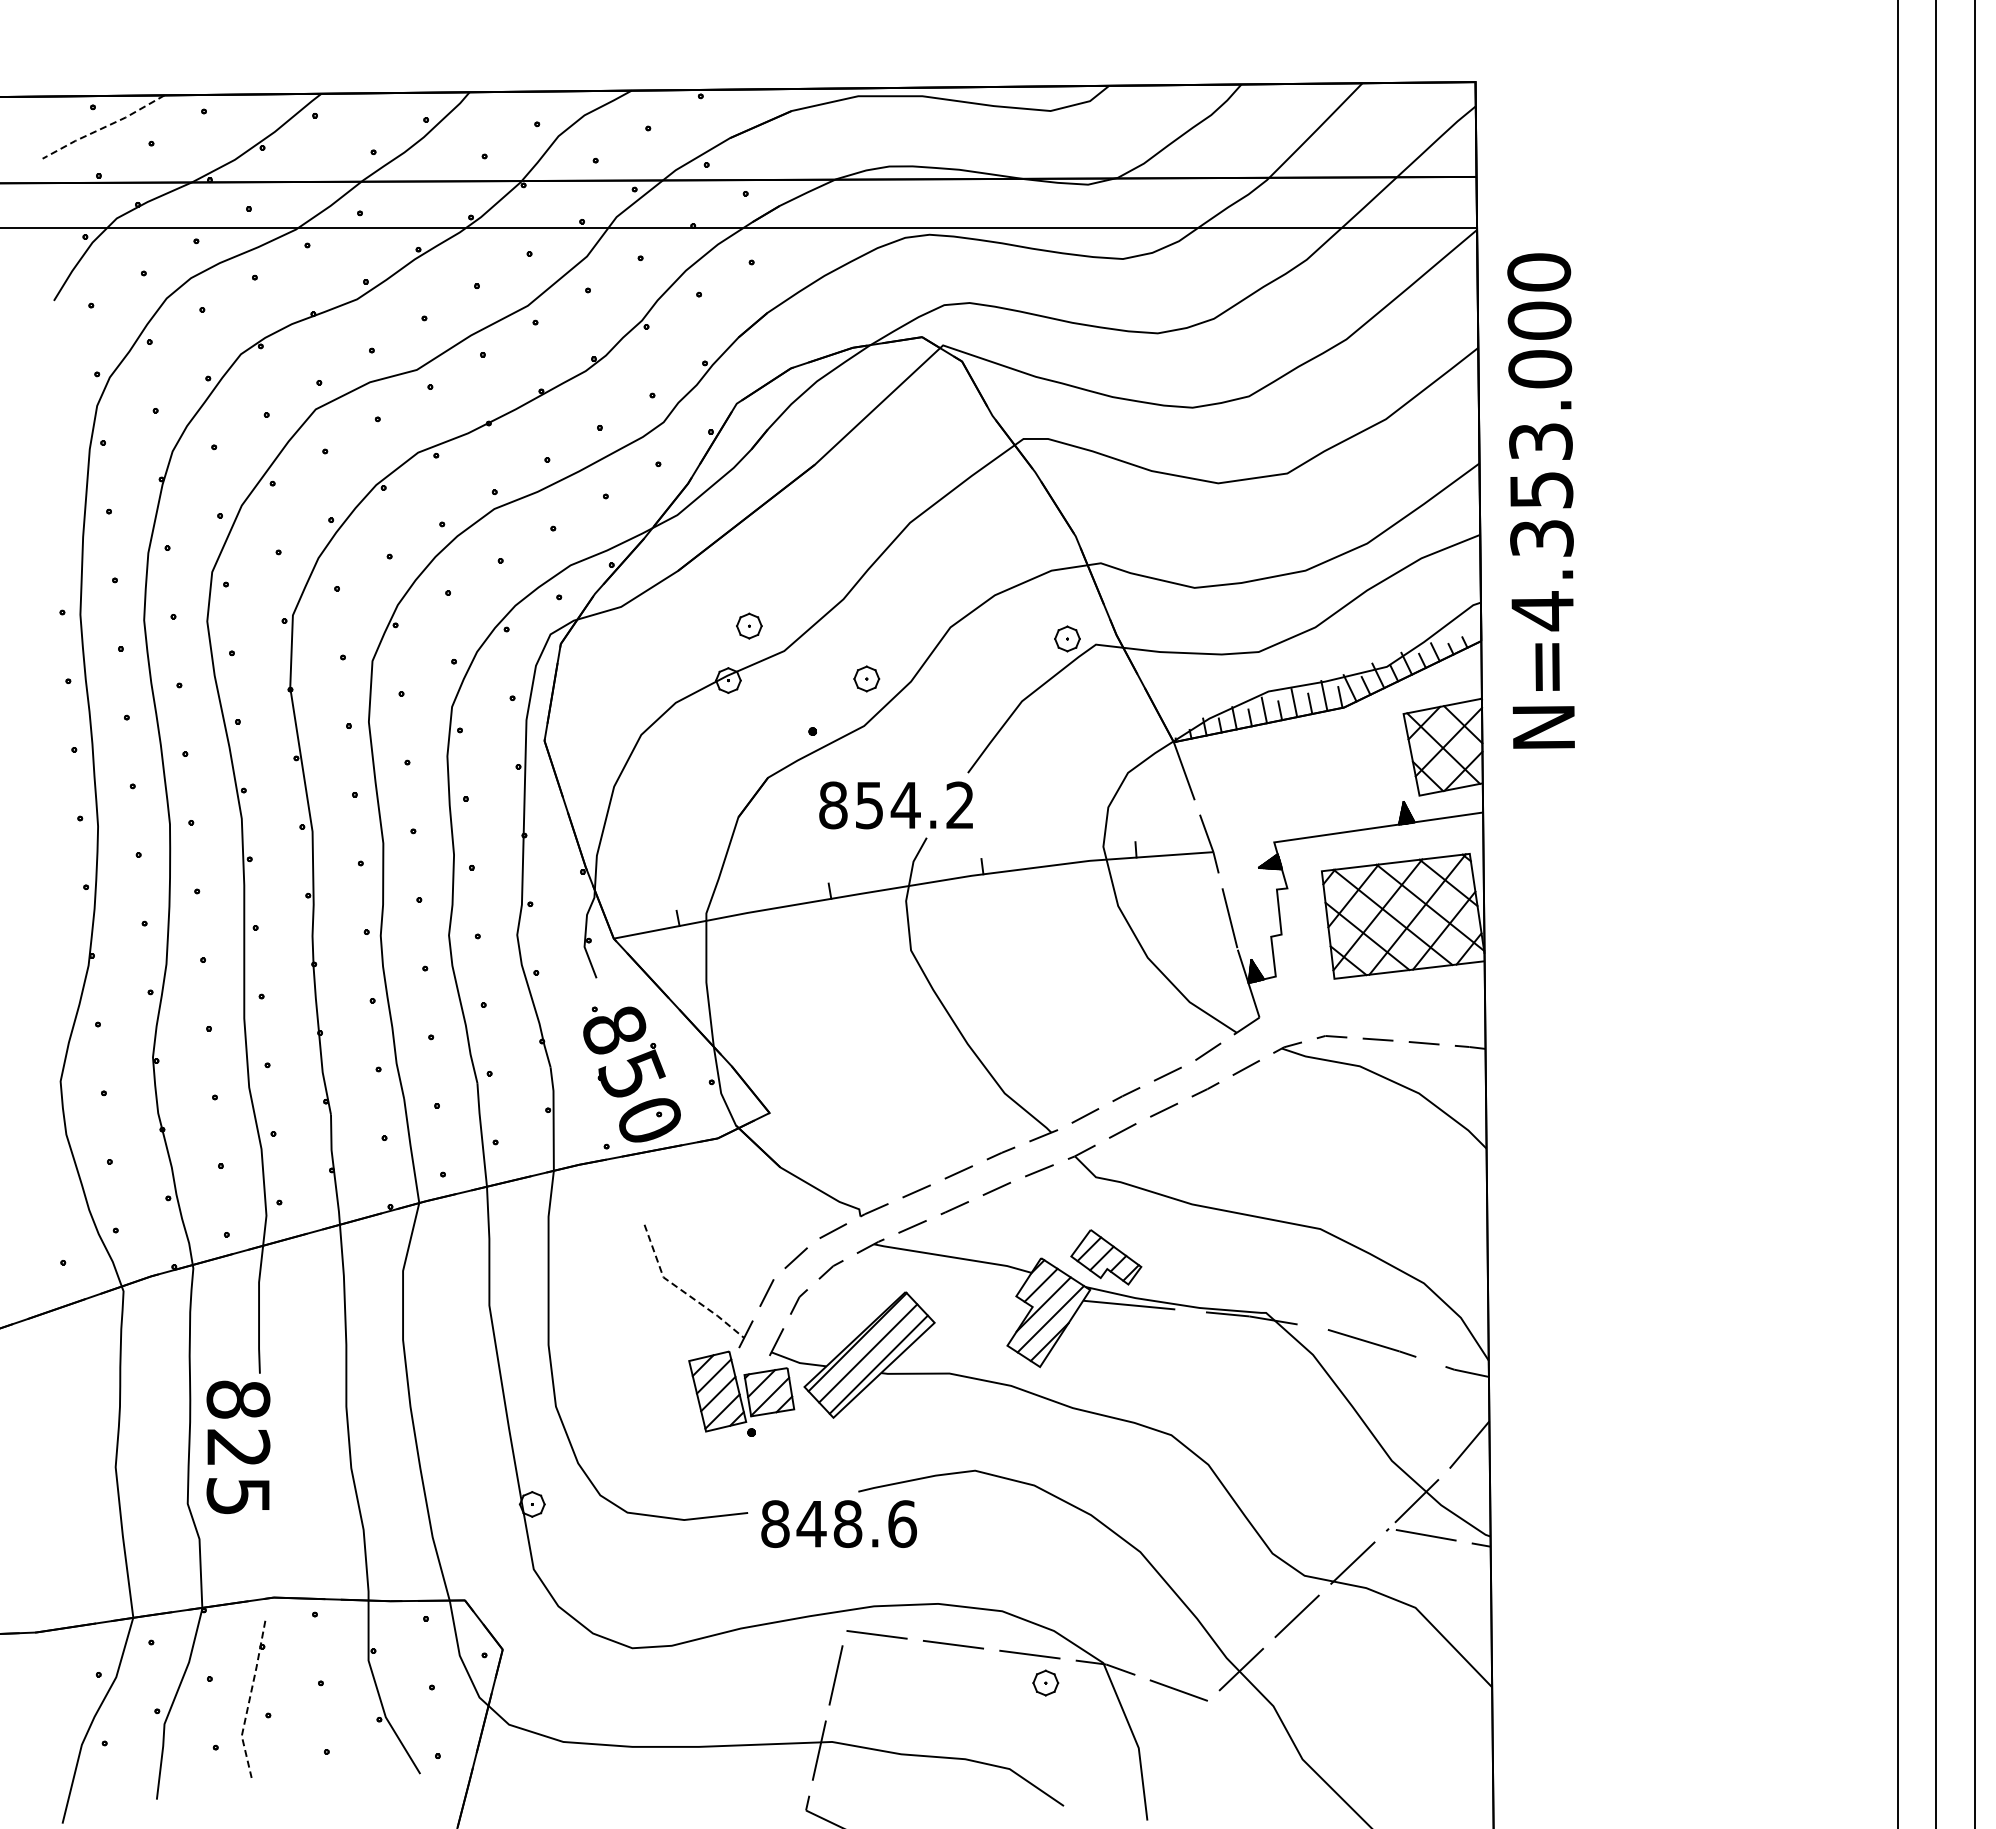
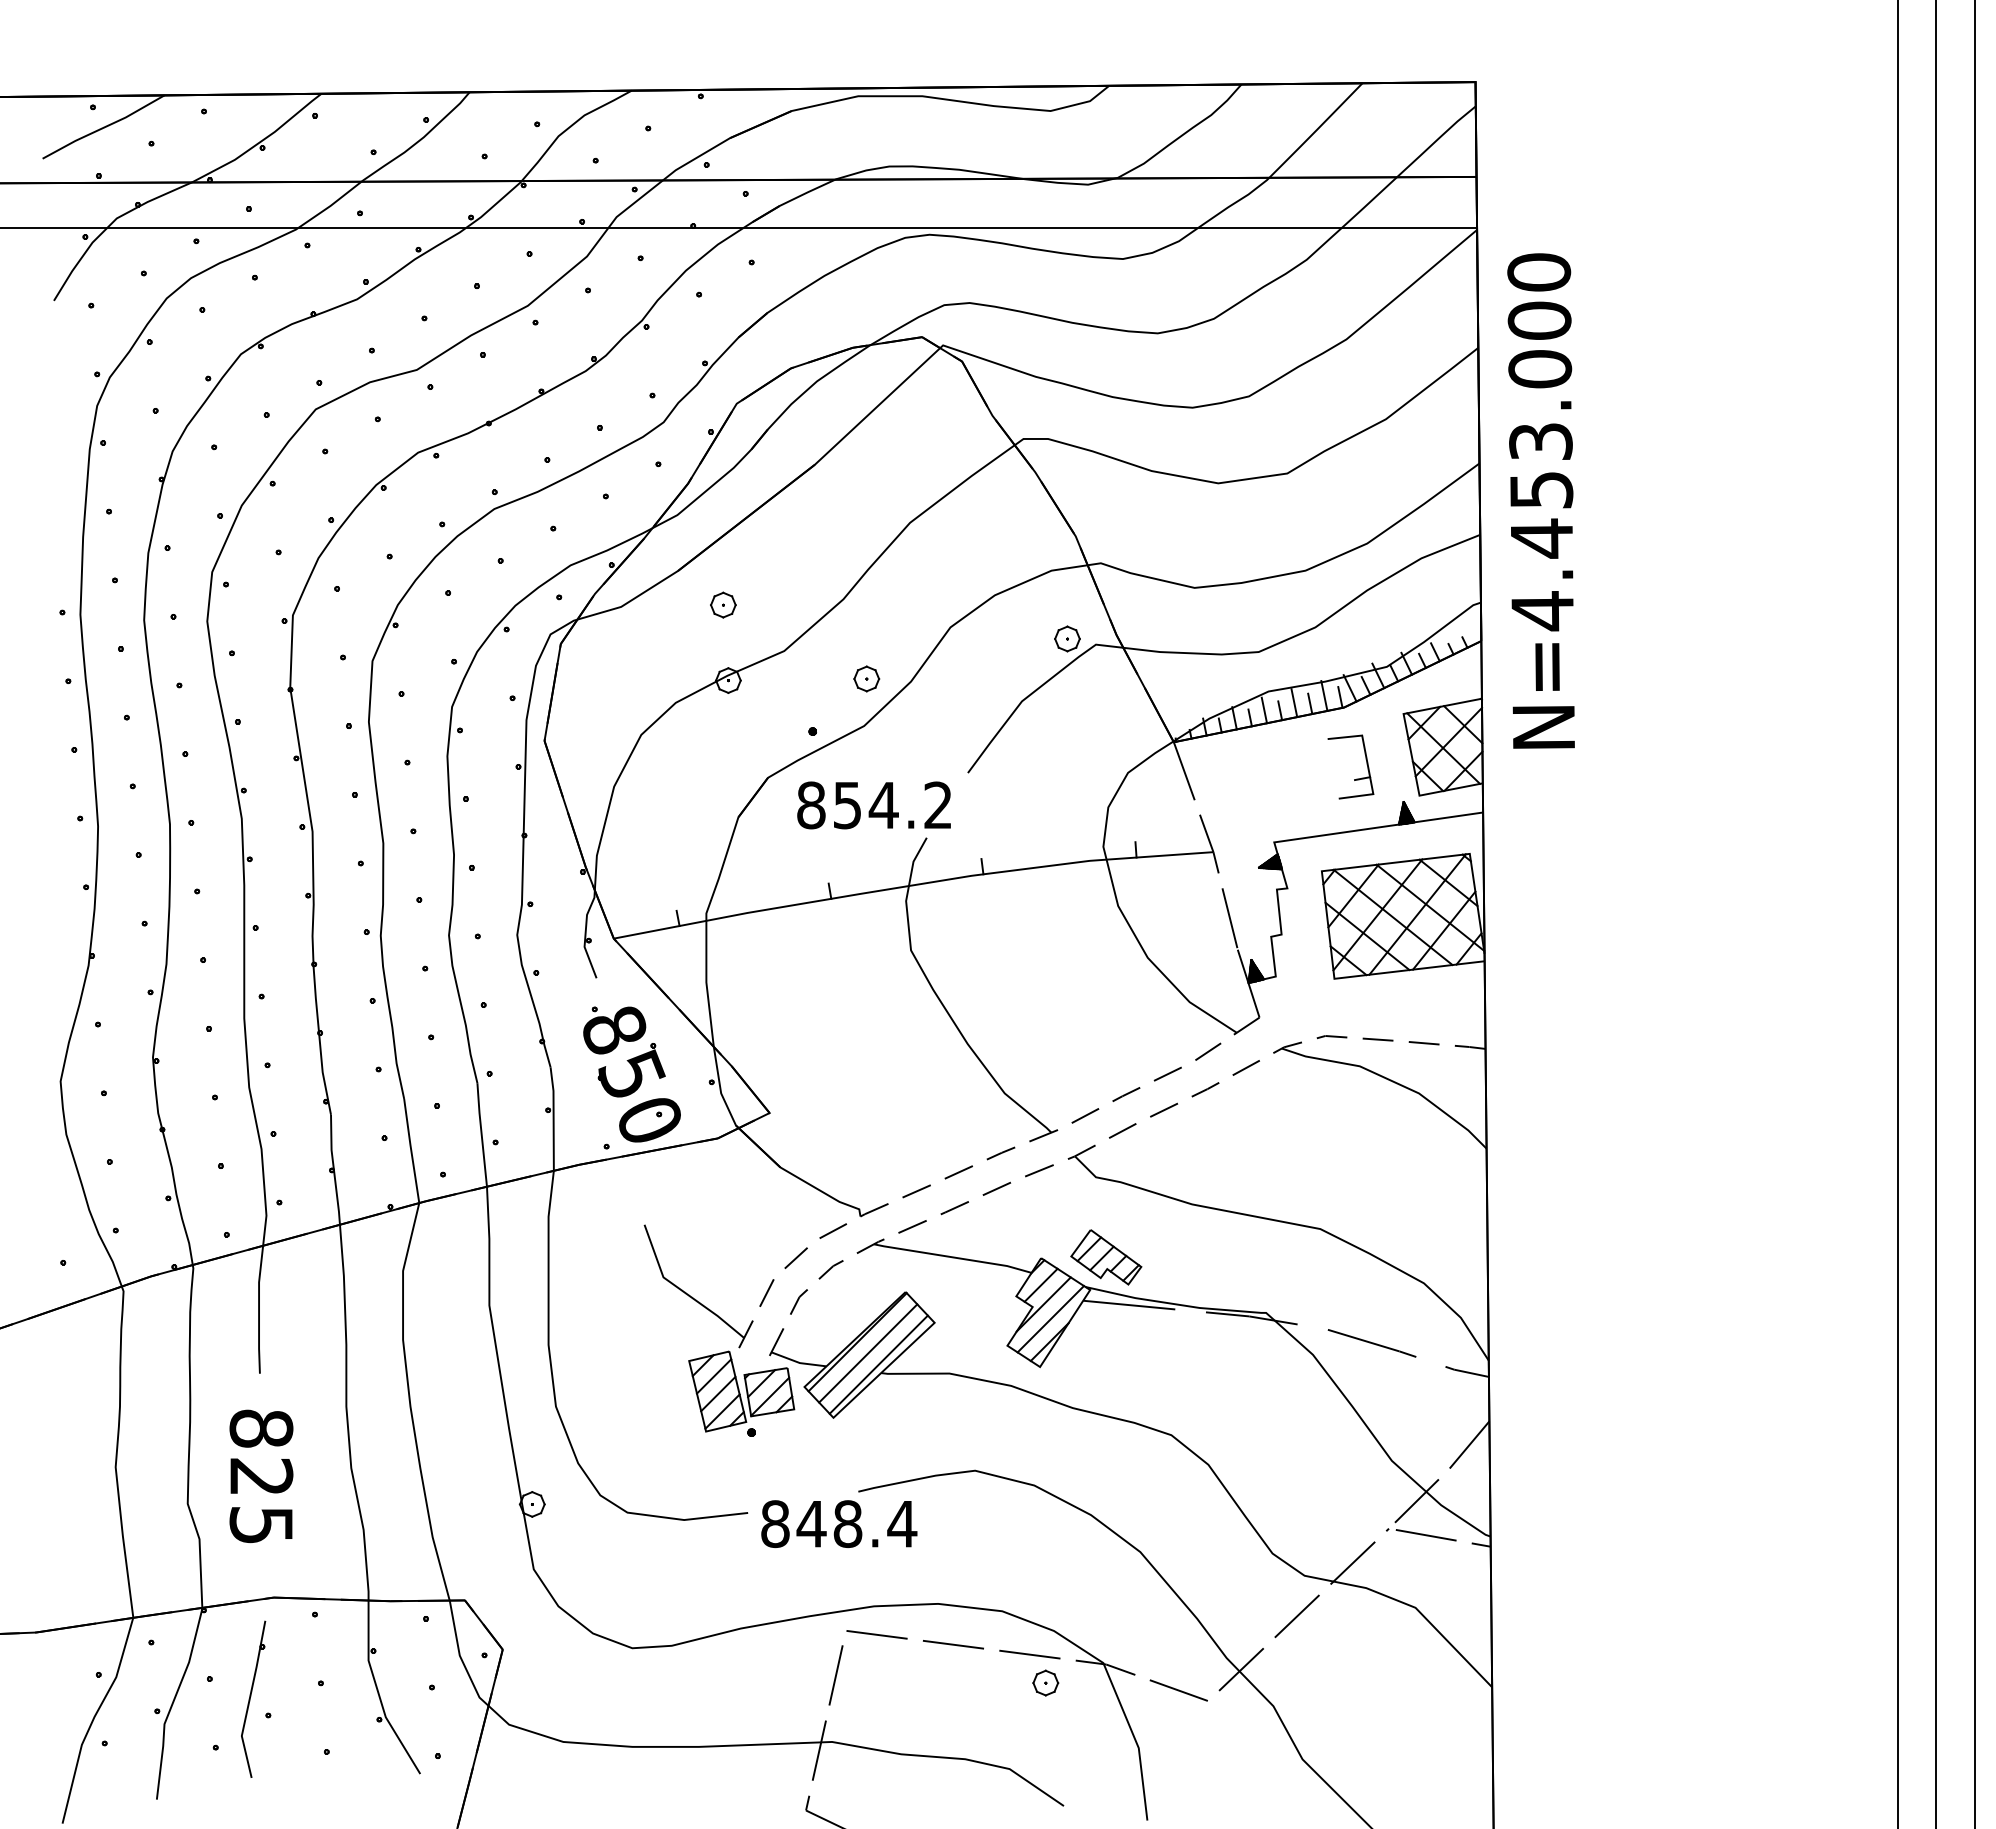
line: dashed -> solid (103, 127)
text: N=4.353.000 -> N=4.453.000 (1541, 538)
part position: (749, 625) -> (723, 604) (723, 604)
part: none -> present (1356, 778)
text position: (895, 805) -> (873, 805) (873, 805)
line: dashed -> solid (682, 1290)
text position: (238, 1447) -> (261, 1476) (261, 1476)
text: 848.6 -> 848.4 (902, 1524)
line: dashed -> solid (249, 1700)
